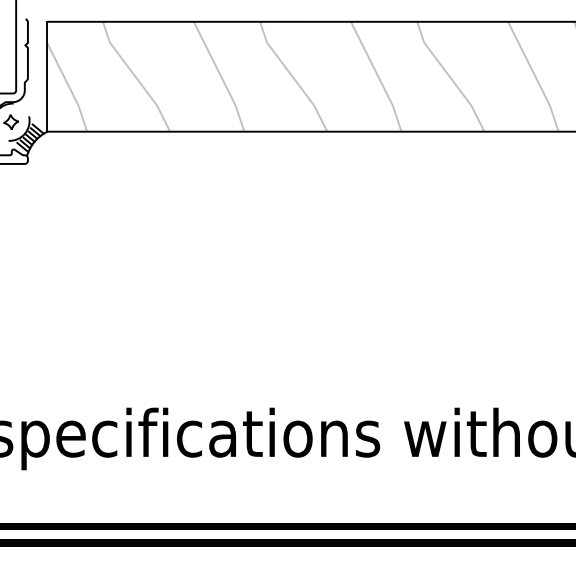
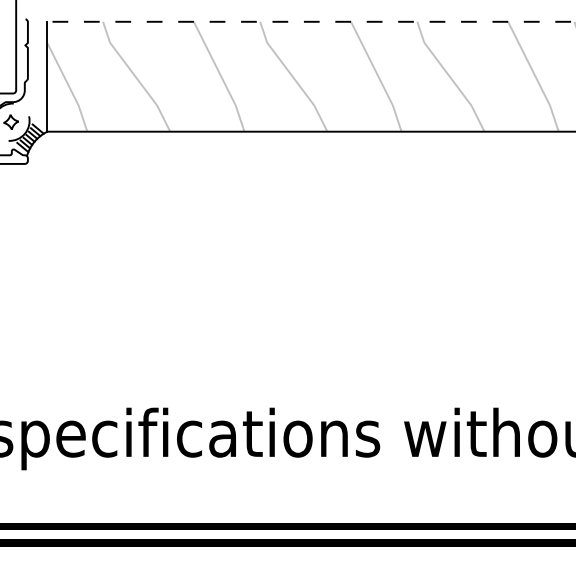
line: solid -> dashed (311, 21)
